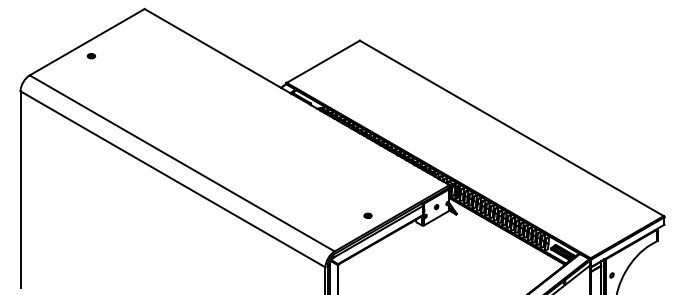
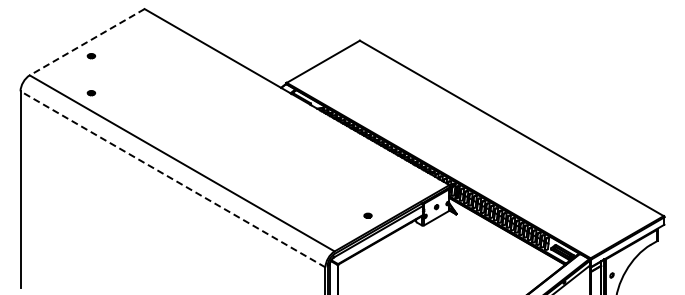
line: solid -> dashed (86, 42)
part: none -> present (91, 93)
line: solid -> dashed (172, 179)
